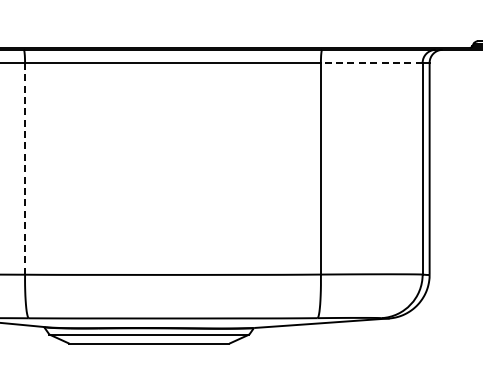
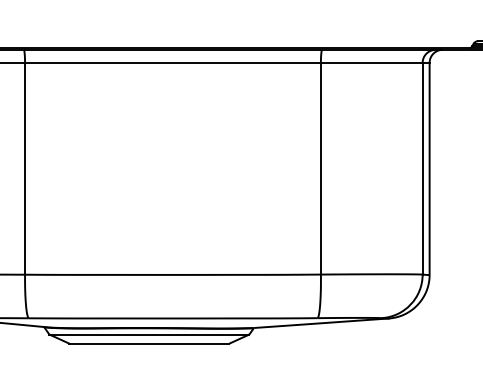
line: dashed -> solid (371, 62)
line: dashed -> solid (25, 168)
